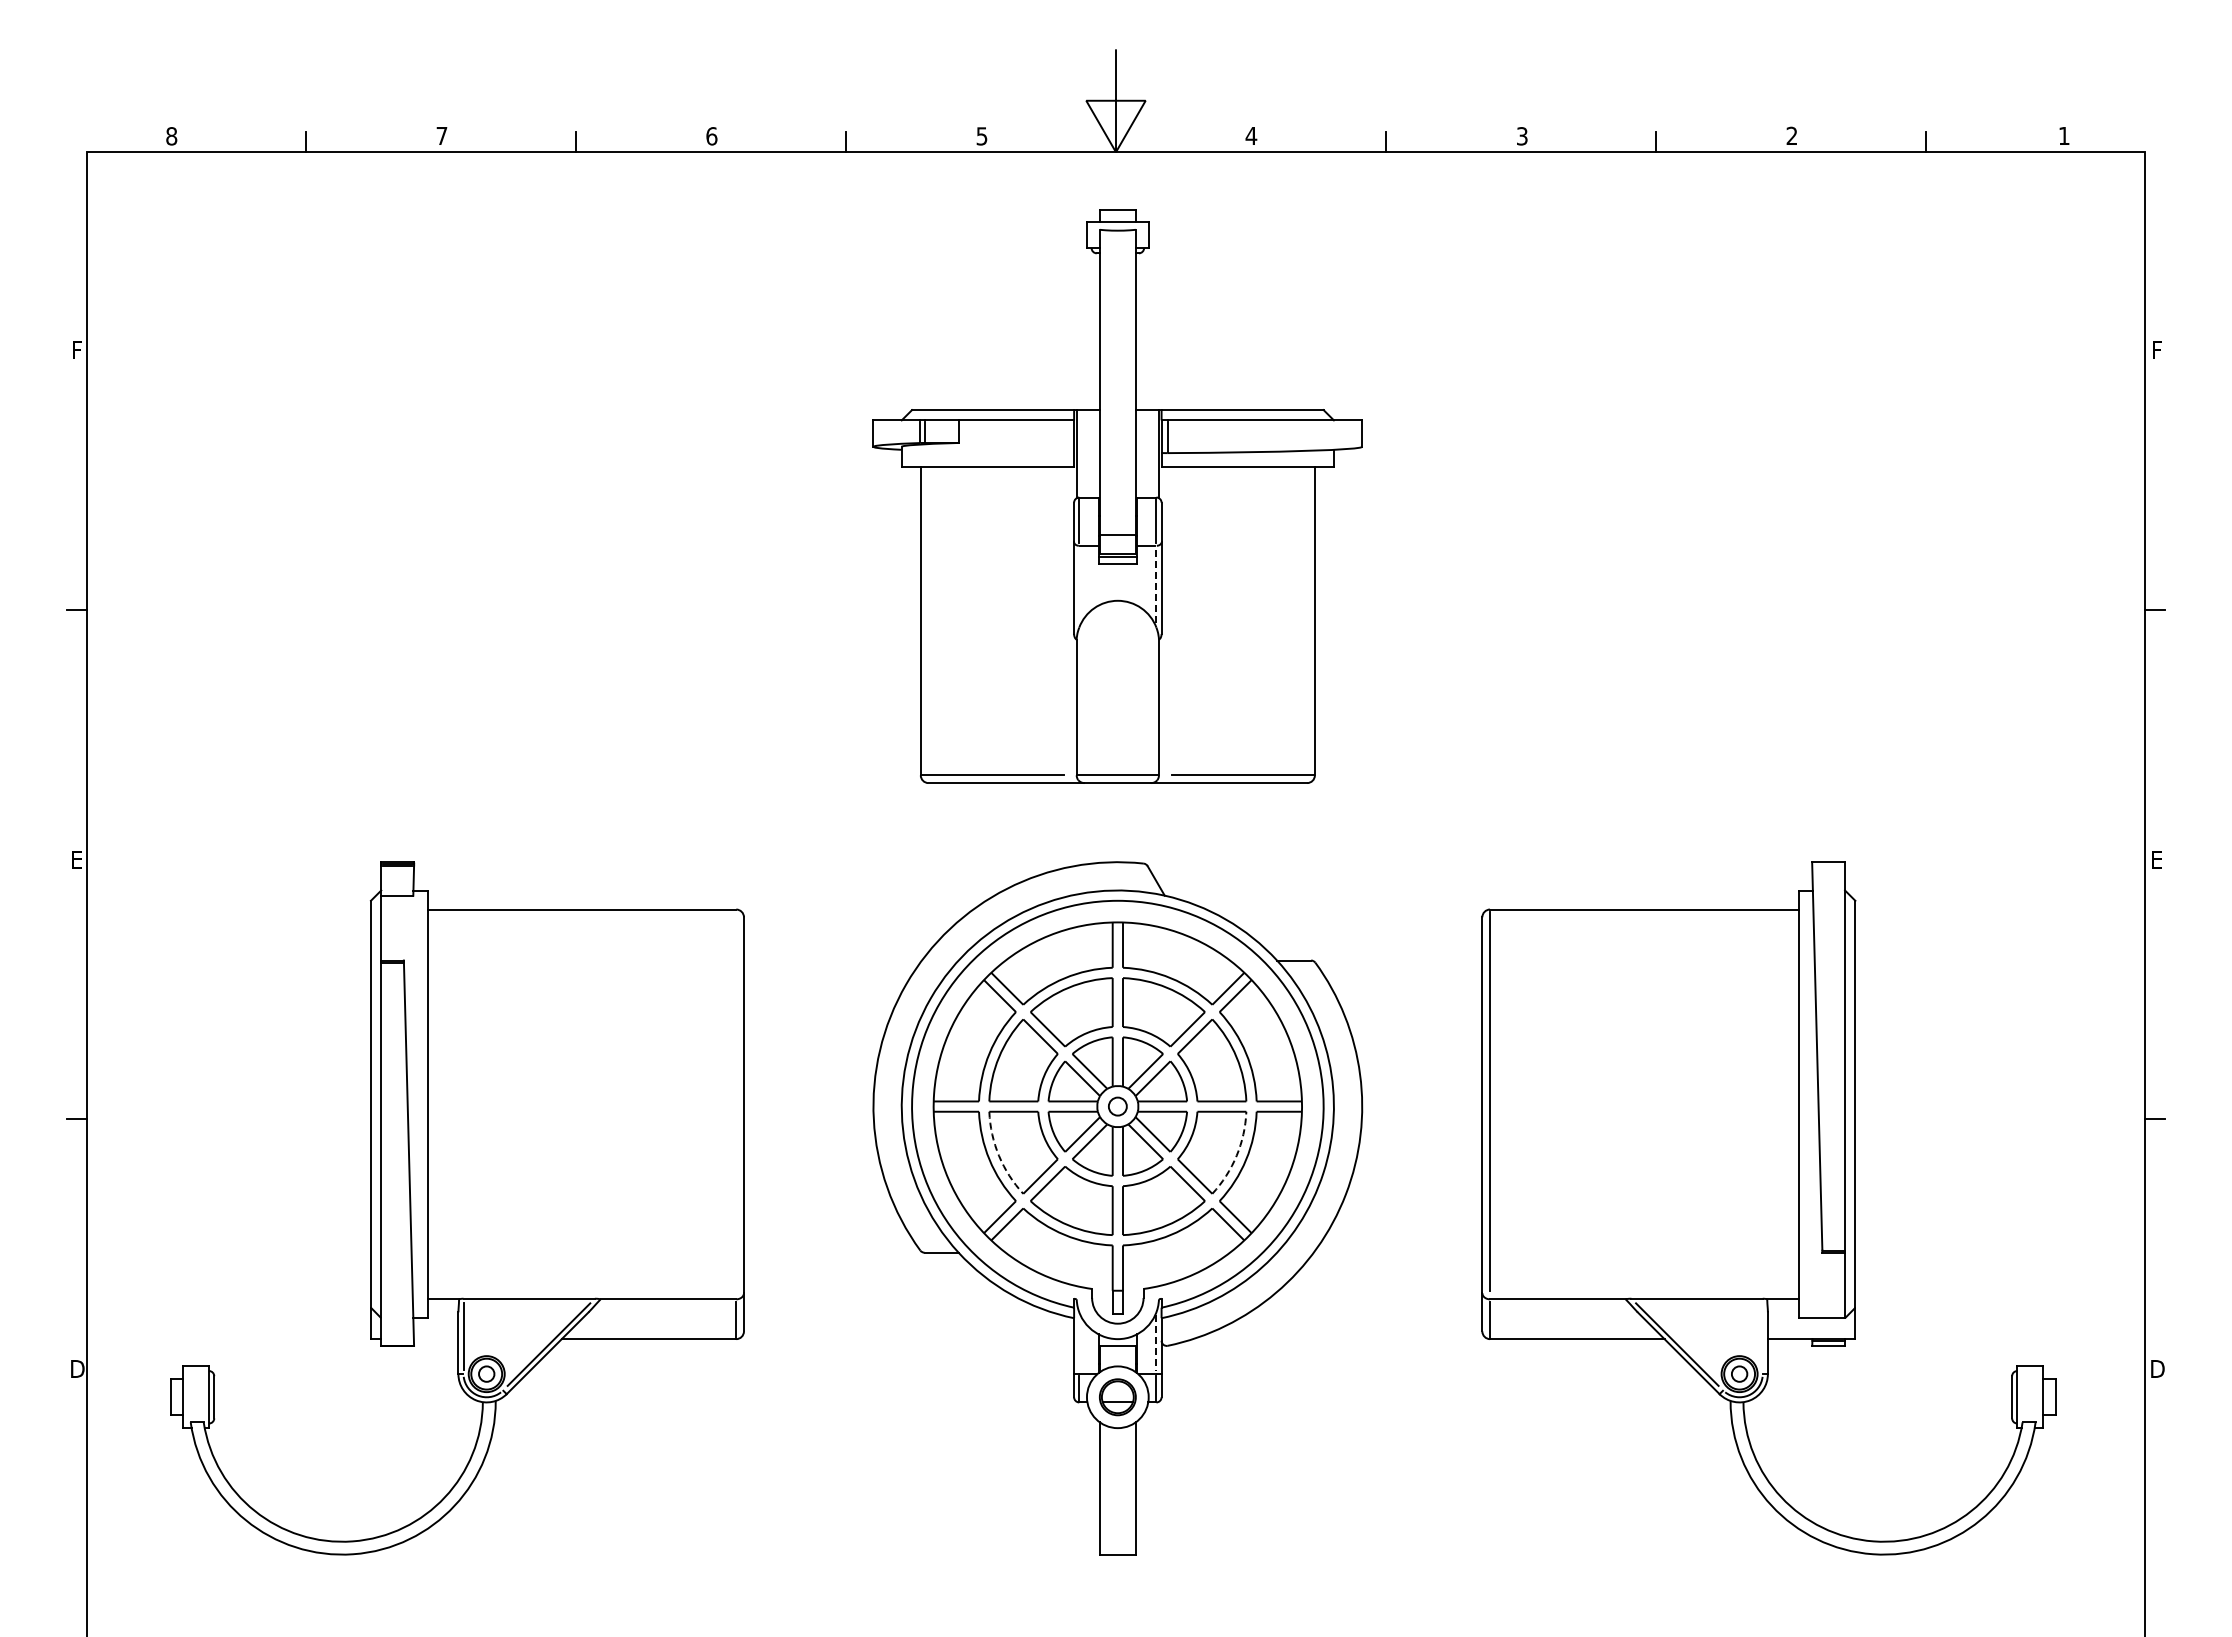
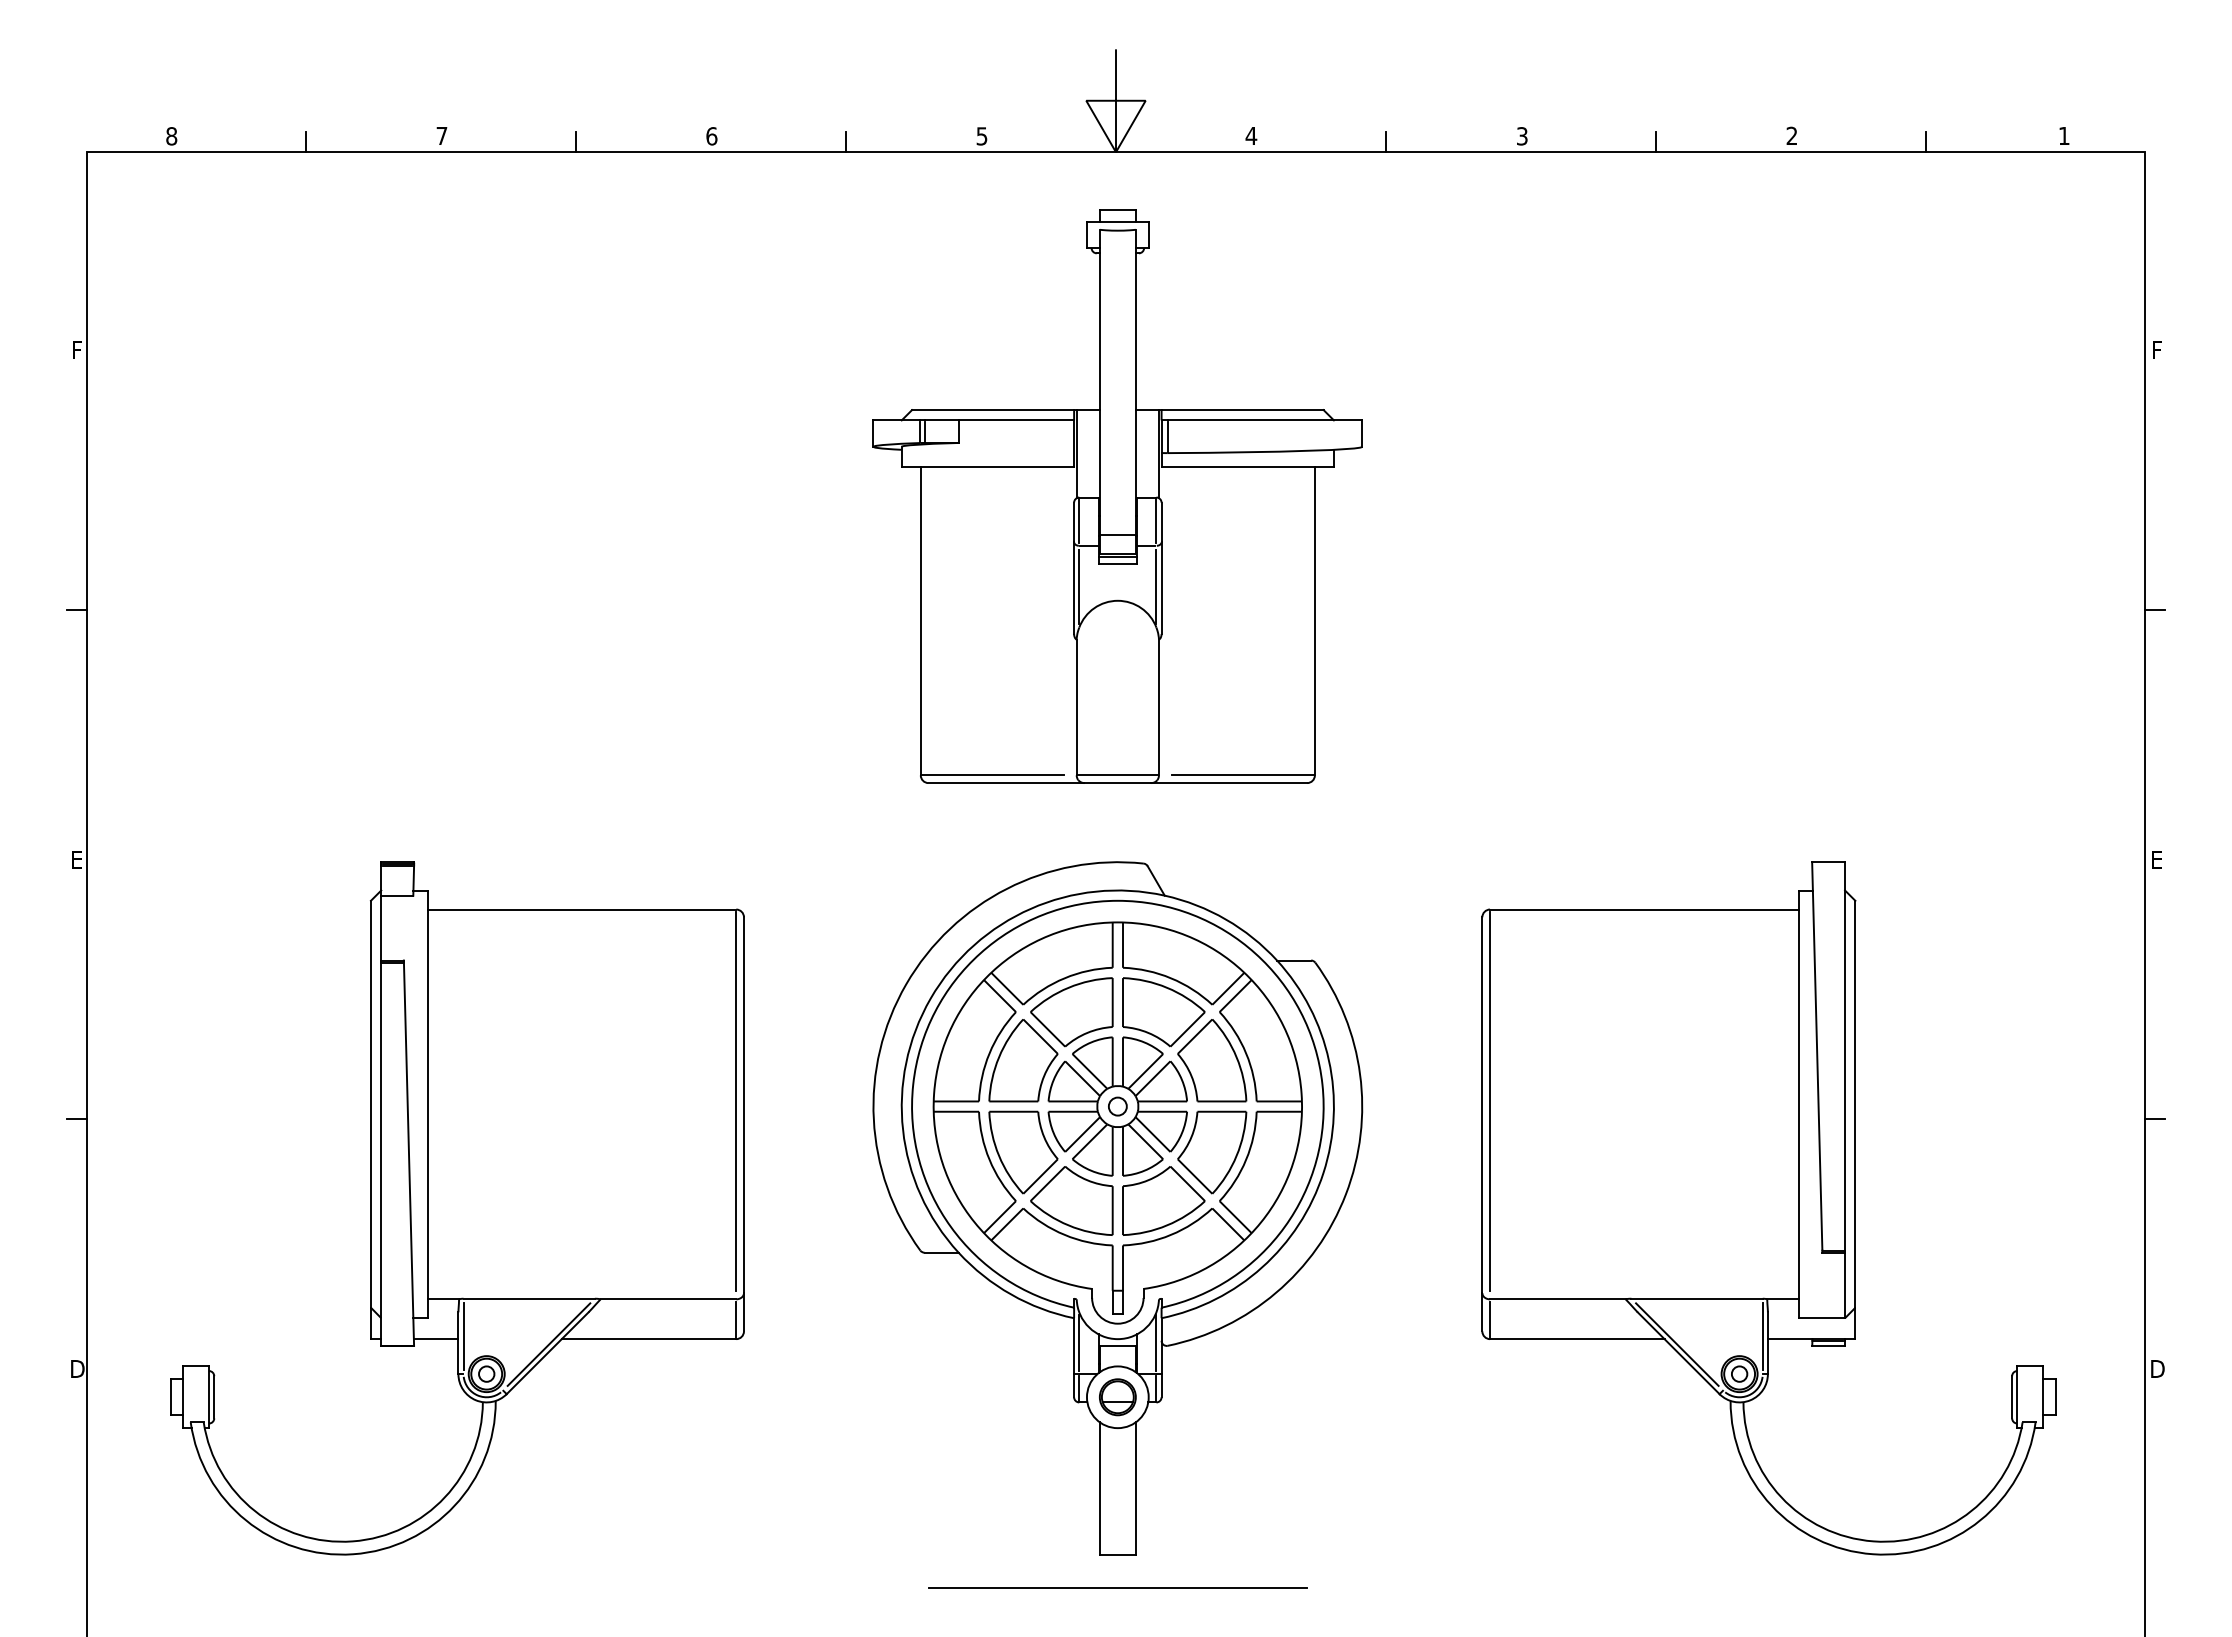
line: none -> present (1079, 586)
line: dashed -> solid (1156, 586)
line: none -> present (736, 1101)
arc: dashed -> solid (999, 1155)
arc: dashed -> solid (1236, 1155)
line: none -> present (1762, 1336)
line: none -> present (435, 1339)
line: none -> present (1079, 1343)
line: dashed -> solid (1156, 1343)
line: none -> present (1117, 1587)
